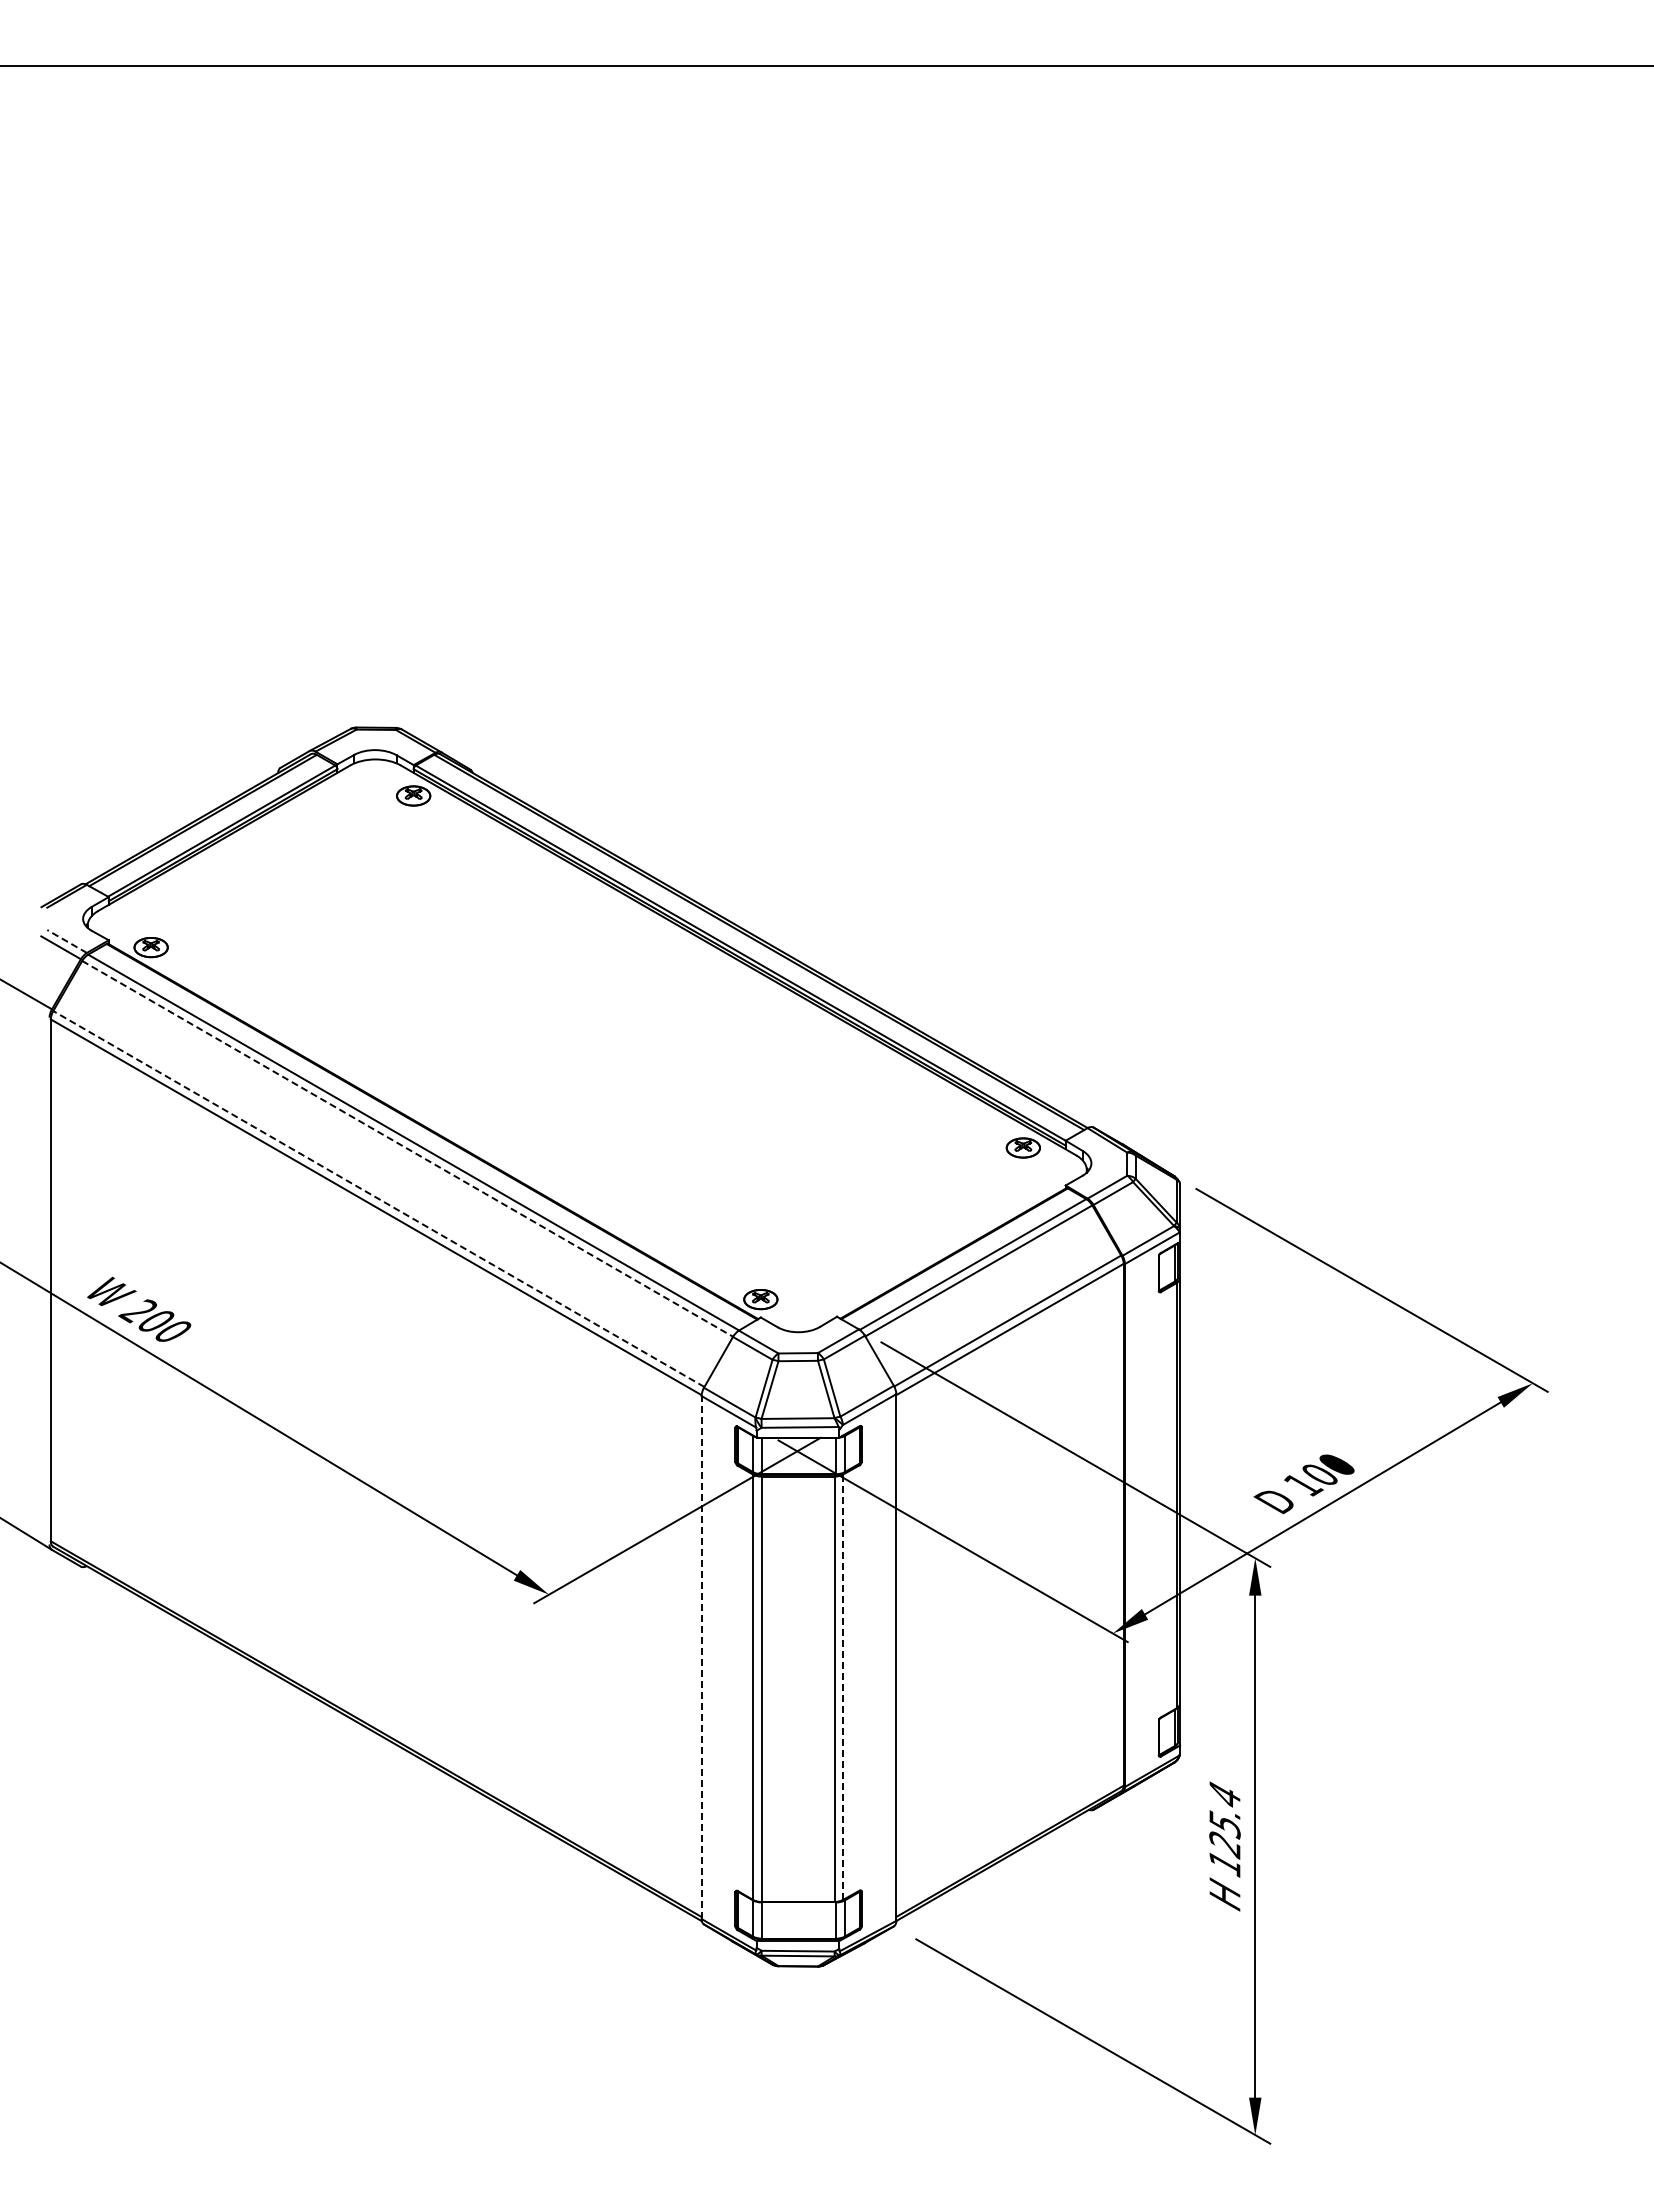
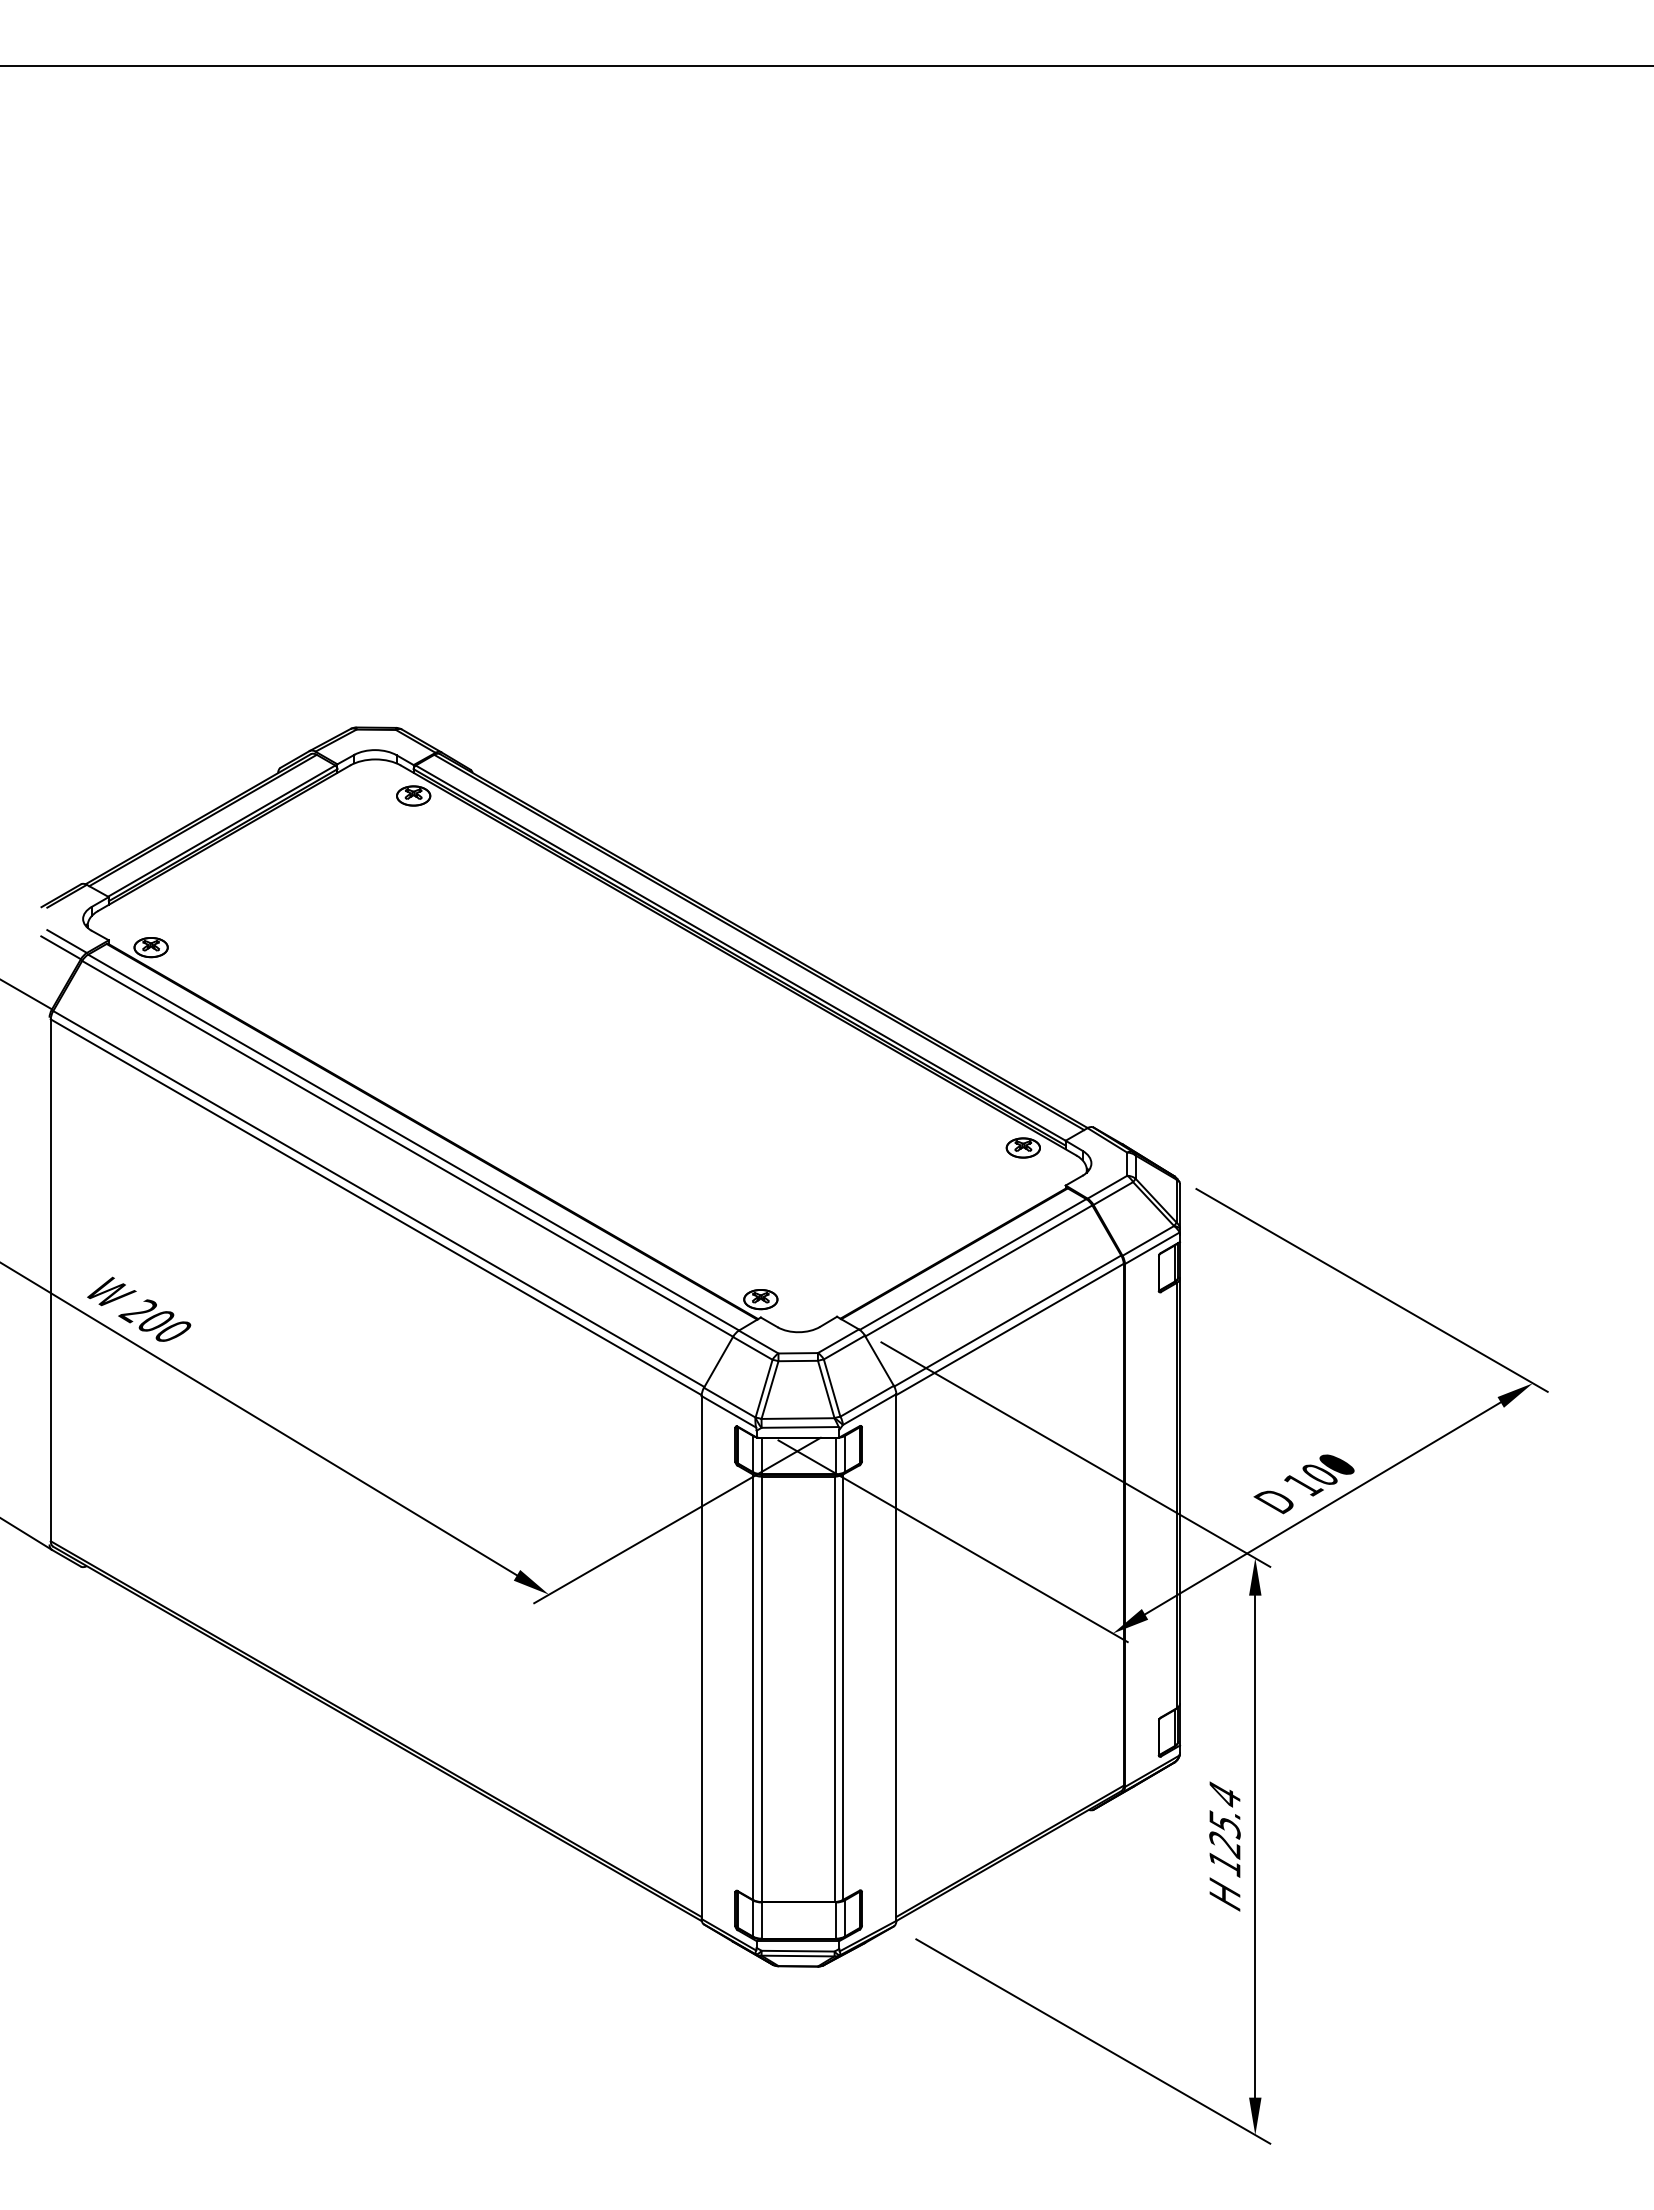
line: dashed -> solid (67, 941)
line: dashed -> solid (407, 1148)
line: dashed -> solid (378, 1199)
line: dashed -> solid (701, 1657)
line: dashed -> solid (842, 1687)
